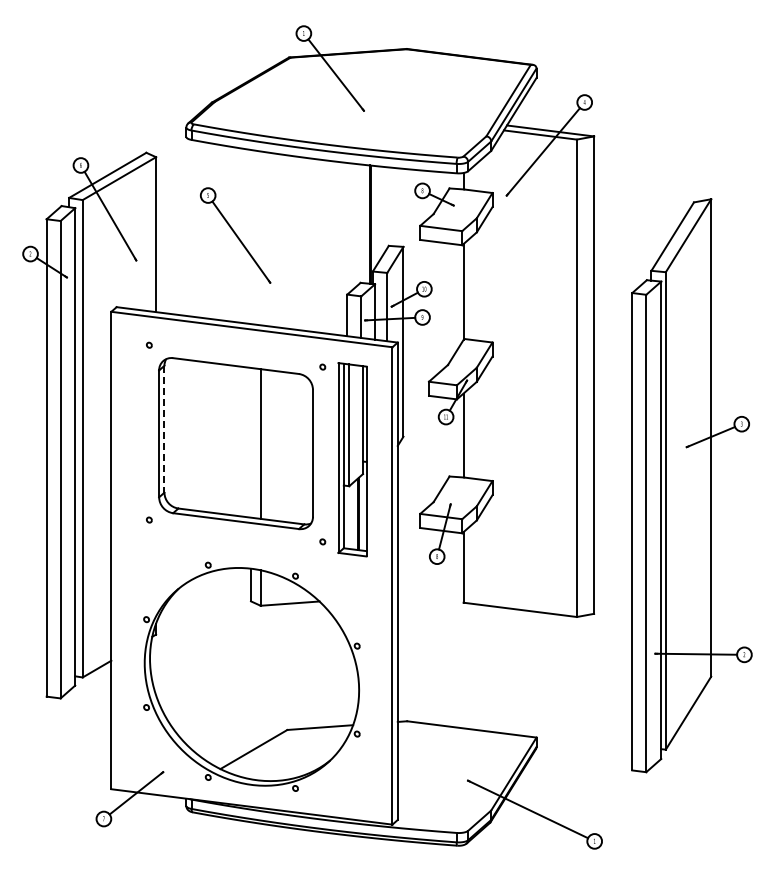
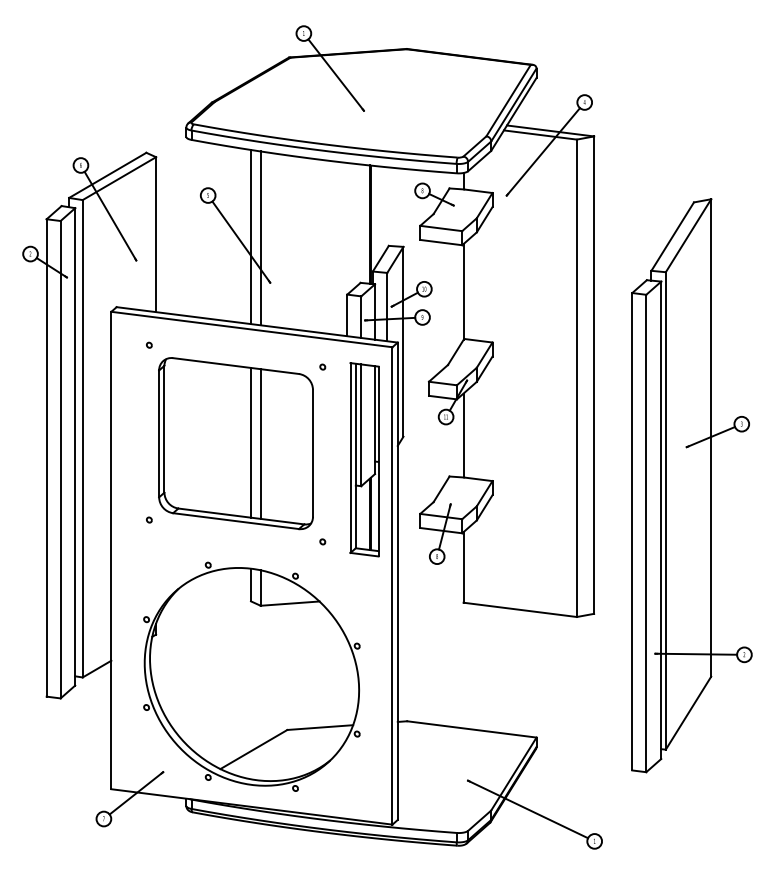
line: none -> present (250, 237)
line: none -> present (260, 238)
line: dashed -> solid (164, 429)
line: none -> present (250, 442)
part position: (352, 459) -> (364, 459) (364, 459)
